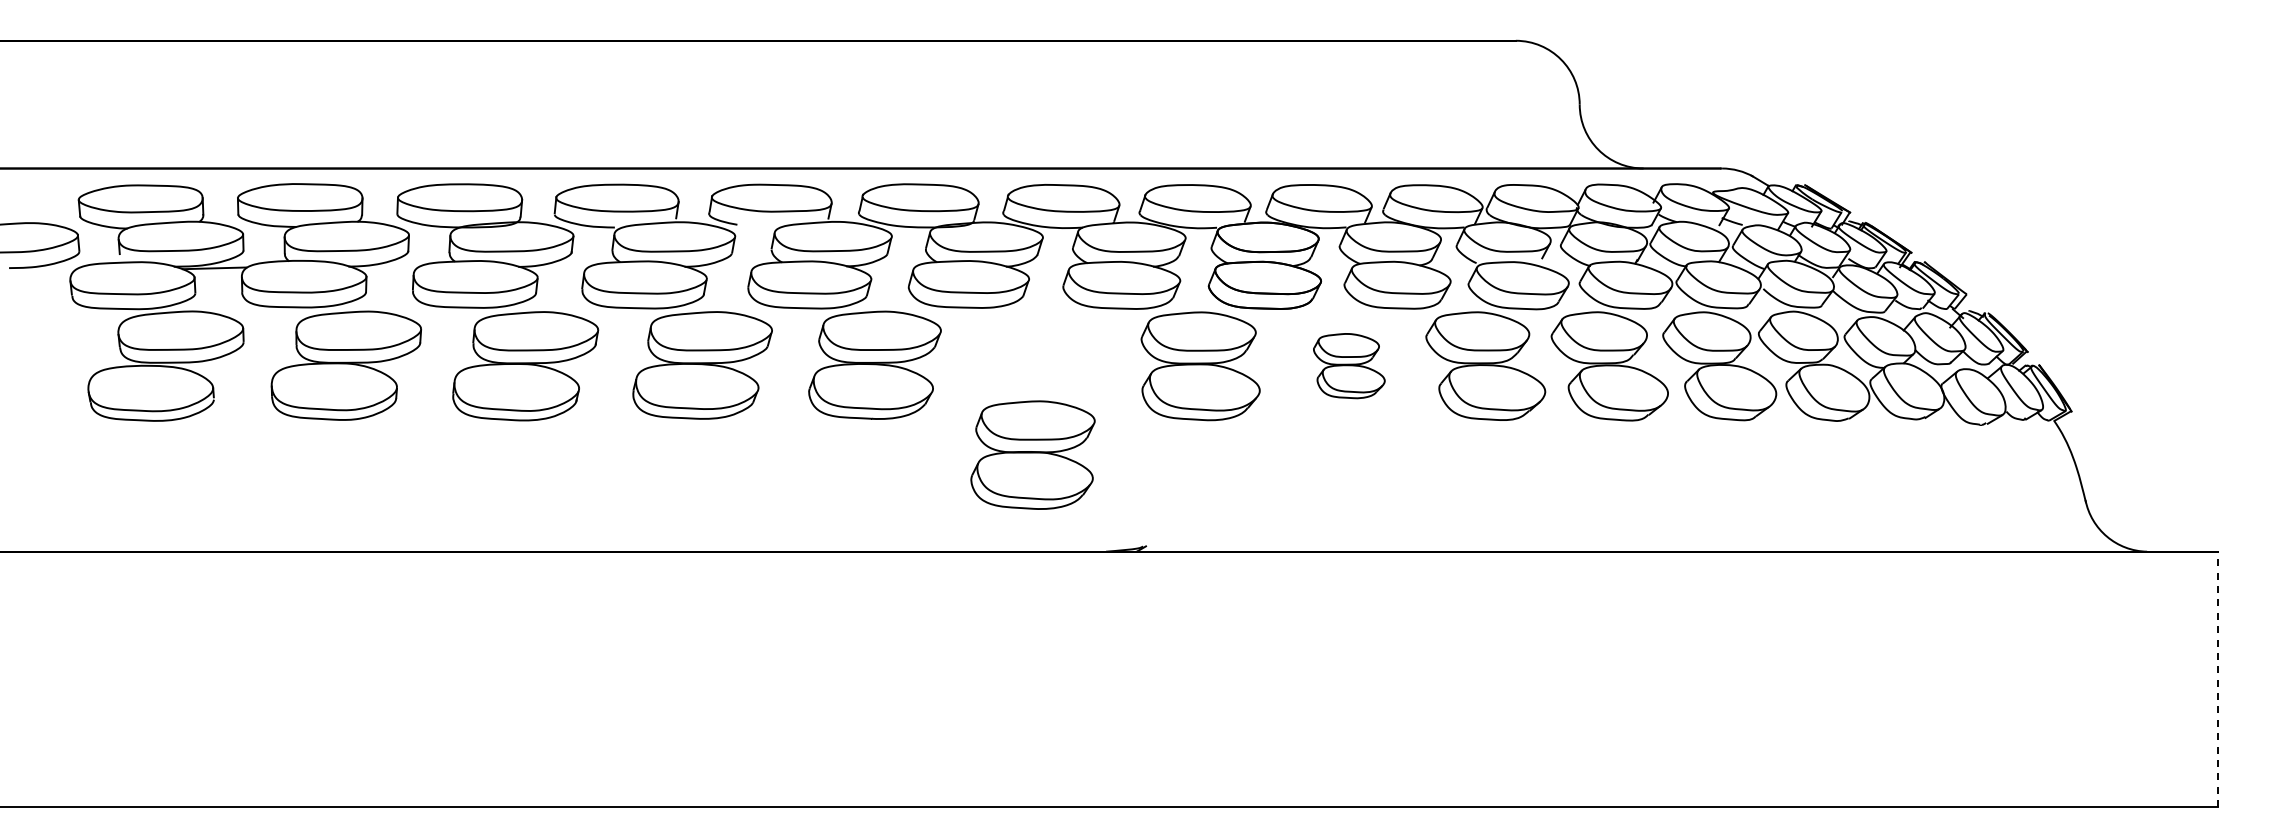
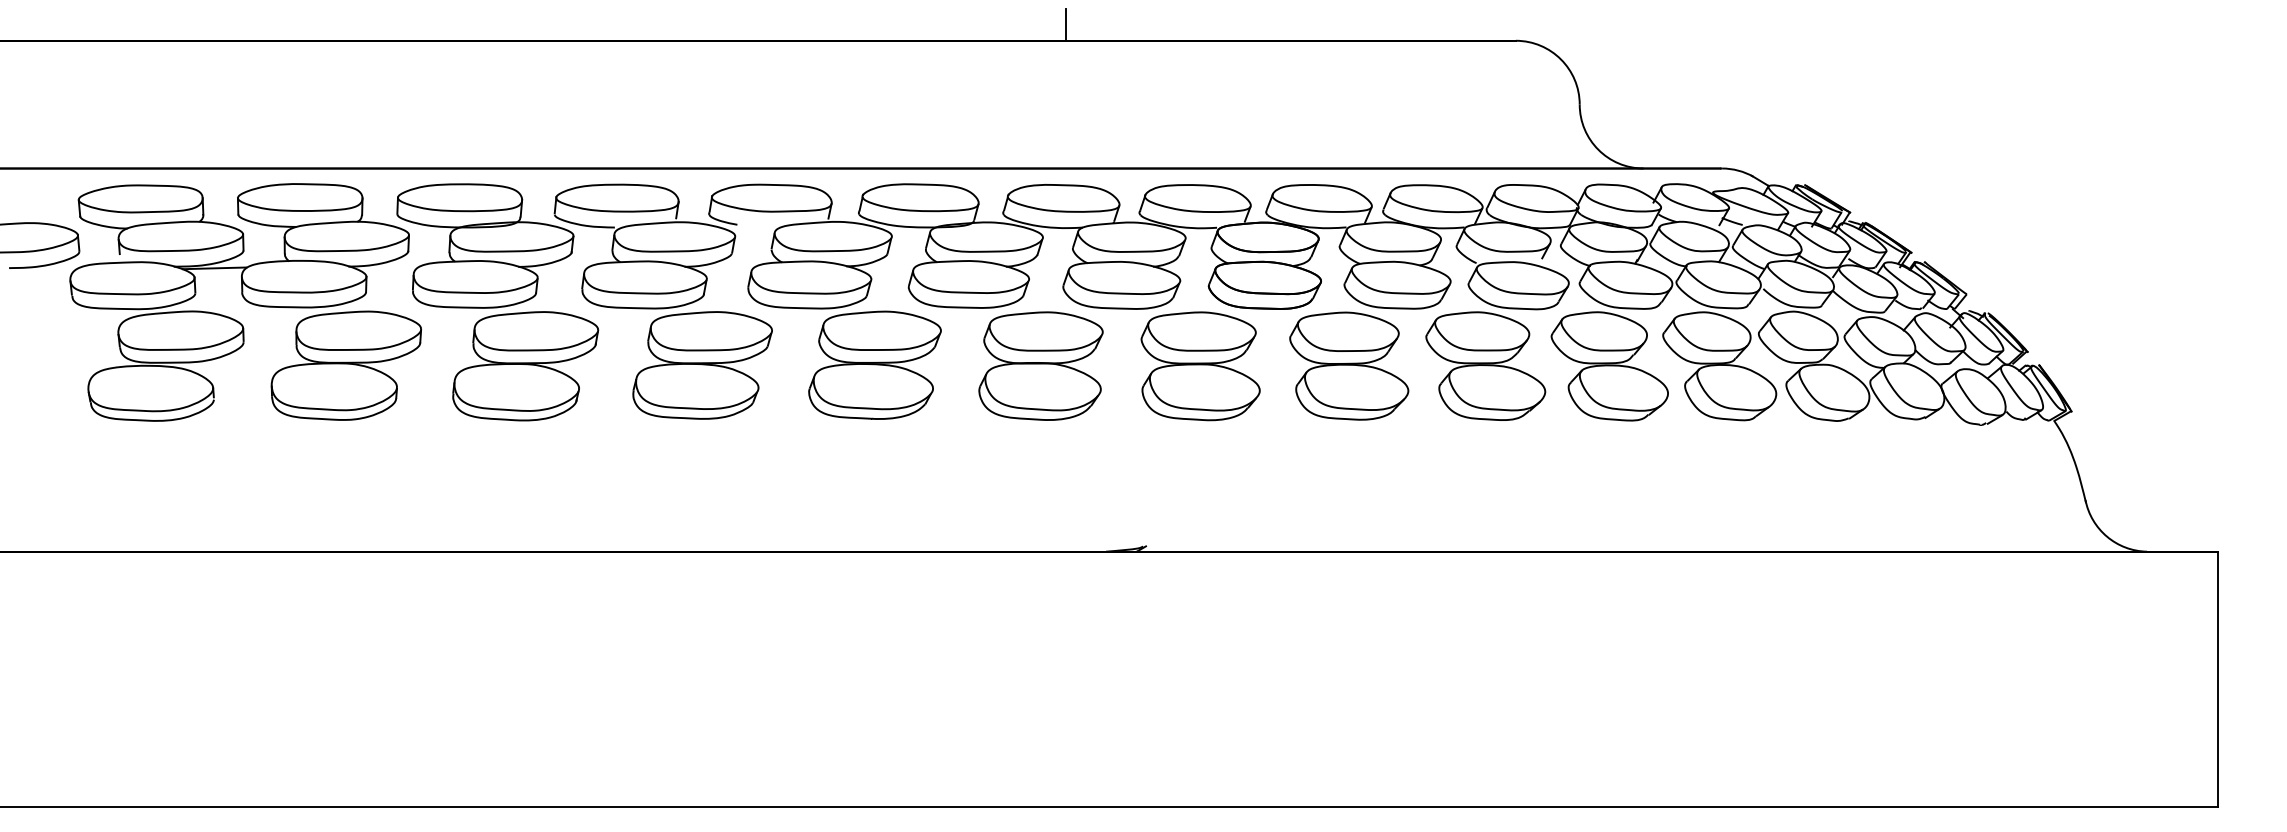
line: none -> present (1065, 24)
part size: 73x67 px -> 121x110 px (1349, 365)
part position: (1032, 454) -> (1040, 365) (1040, 365)
line: dashed -> solid (2218, 679)
